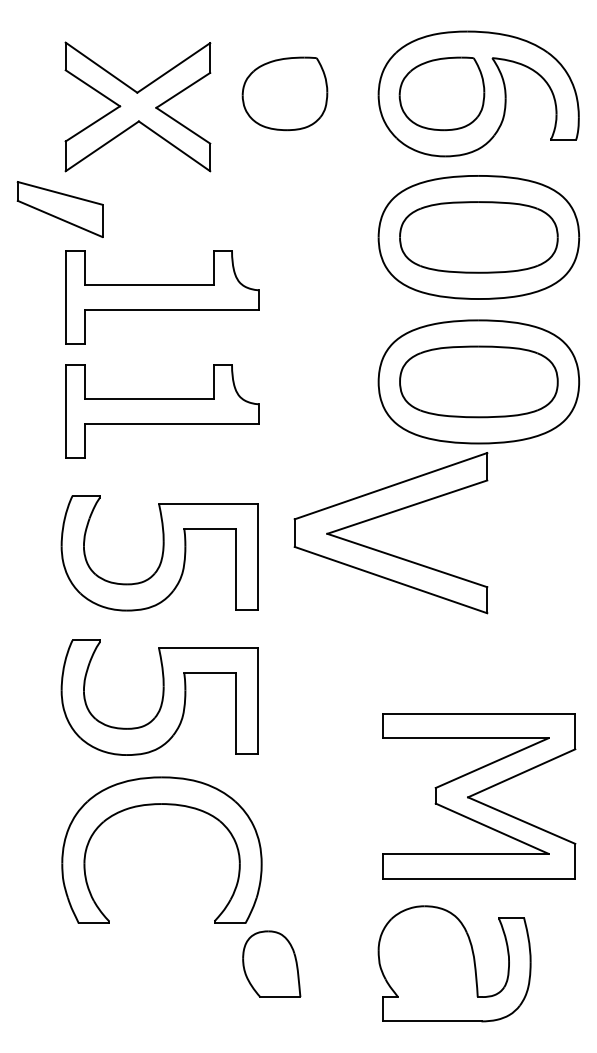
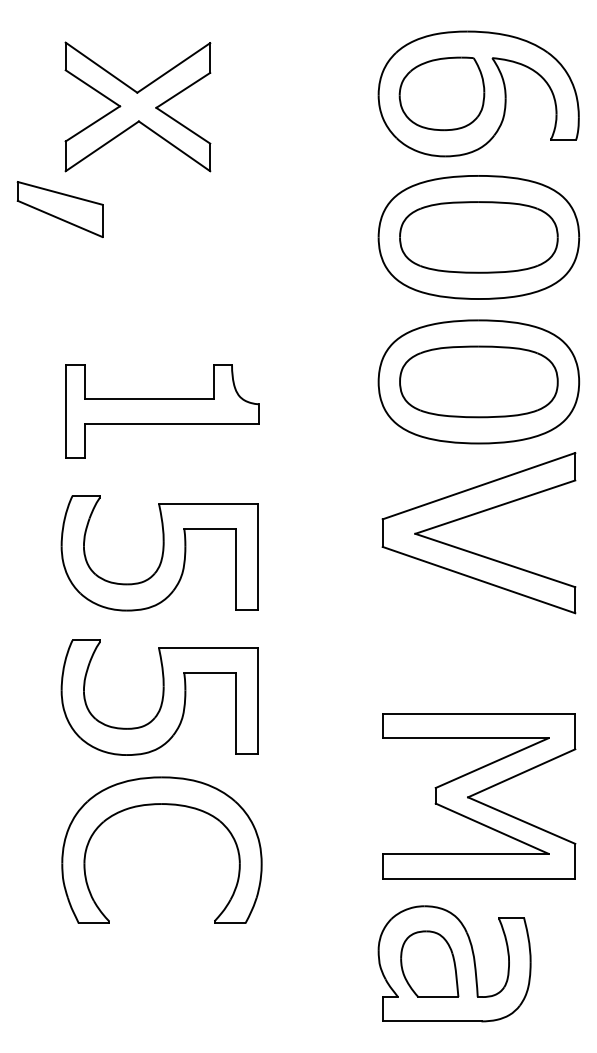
part: present -> none (284, 93)
part: present -> none (162, 297)
part position: (385, 515) -> (473, 515) (473, 515)
part position: (271, 963) -> (429, 963) (429, 963)
